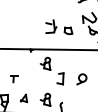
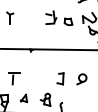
part: none -> present (10, 17)
part position: (59, 27) -> (59, 18) (59, 18)
part: present -> none (45, 63)
part size: 9x9 px -> 13x14 px (14, 78)
